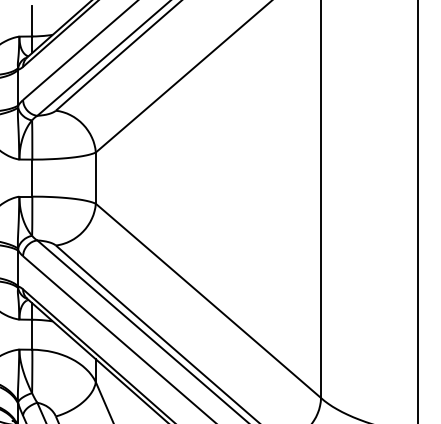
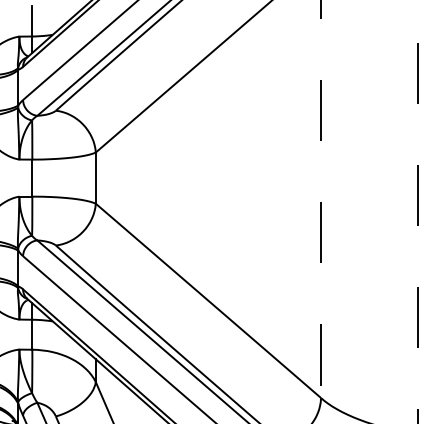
line: solid -> dashed (321, 199)
line: solid -> dashed (418, 212)
